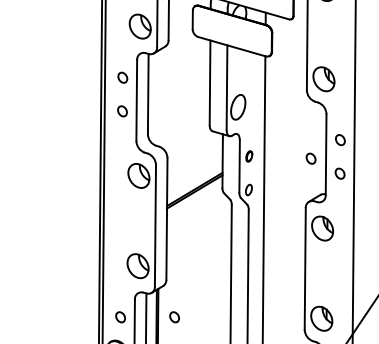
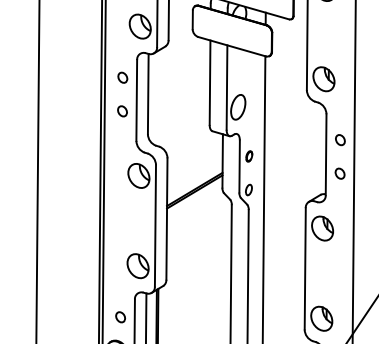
part: present -> none (310, 158)
line: none -> present (37, 171)
part: present -> none (174, 317)
